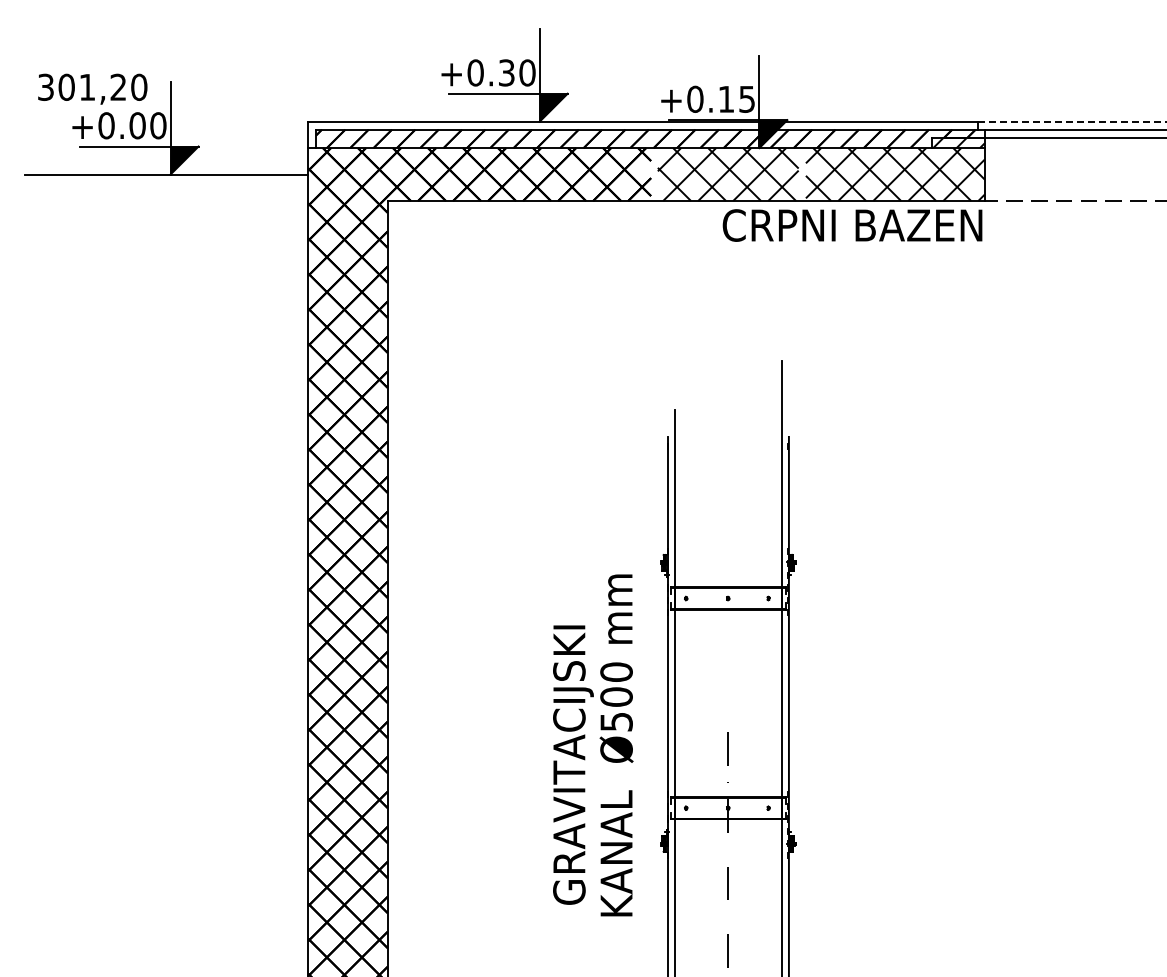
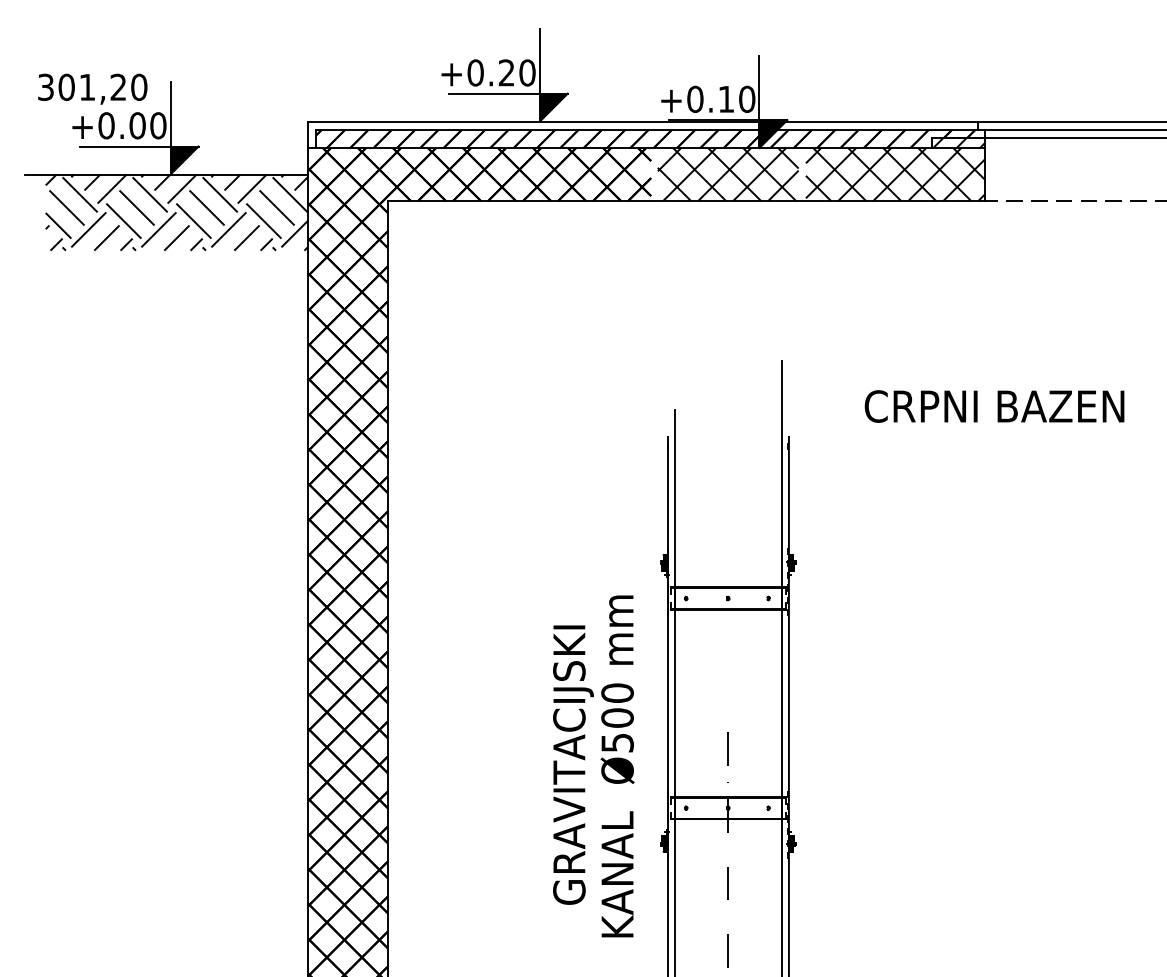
text: +0.30 -> +0.20 (506, 72)
text: +0.15 -> +0.10 (747, 98)
line: dashed -> solid (1073, 121)
hatch: none -> present (176, 212)
text position: (852, 225) -> (994, 406) (994, 406)
text position: (616, 745) -> (617, 766) (617, 766)
